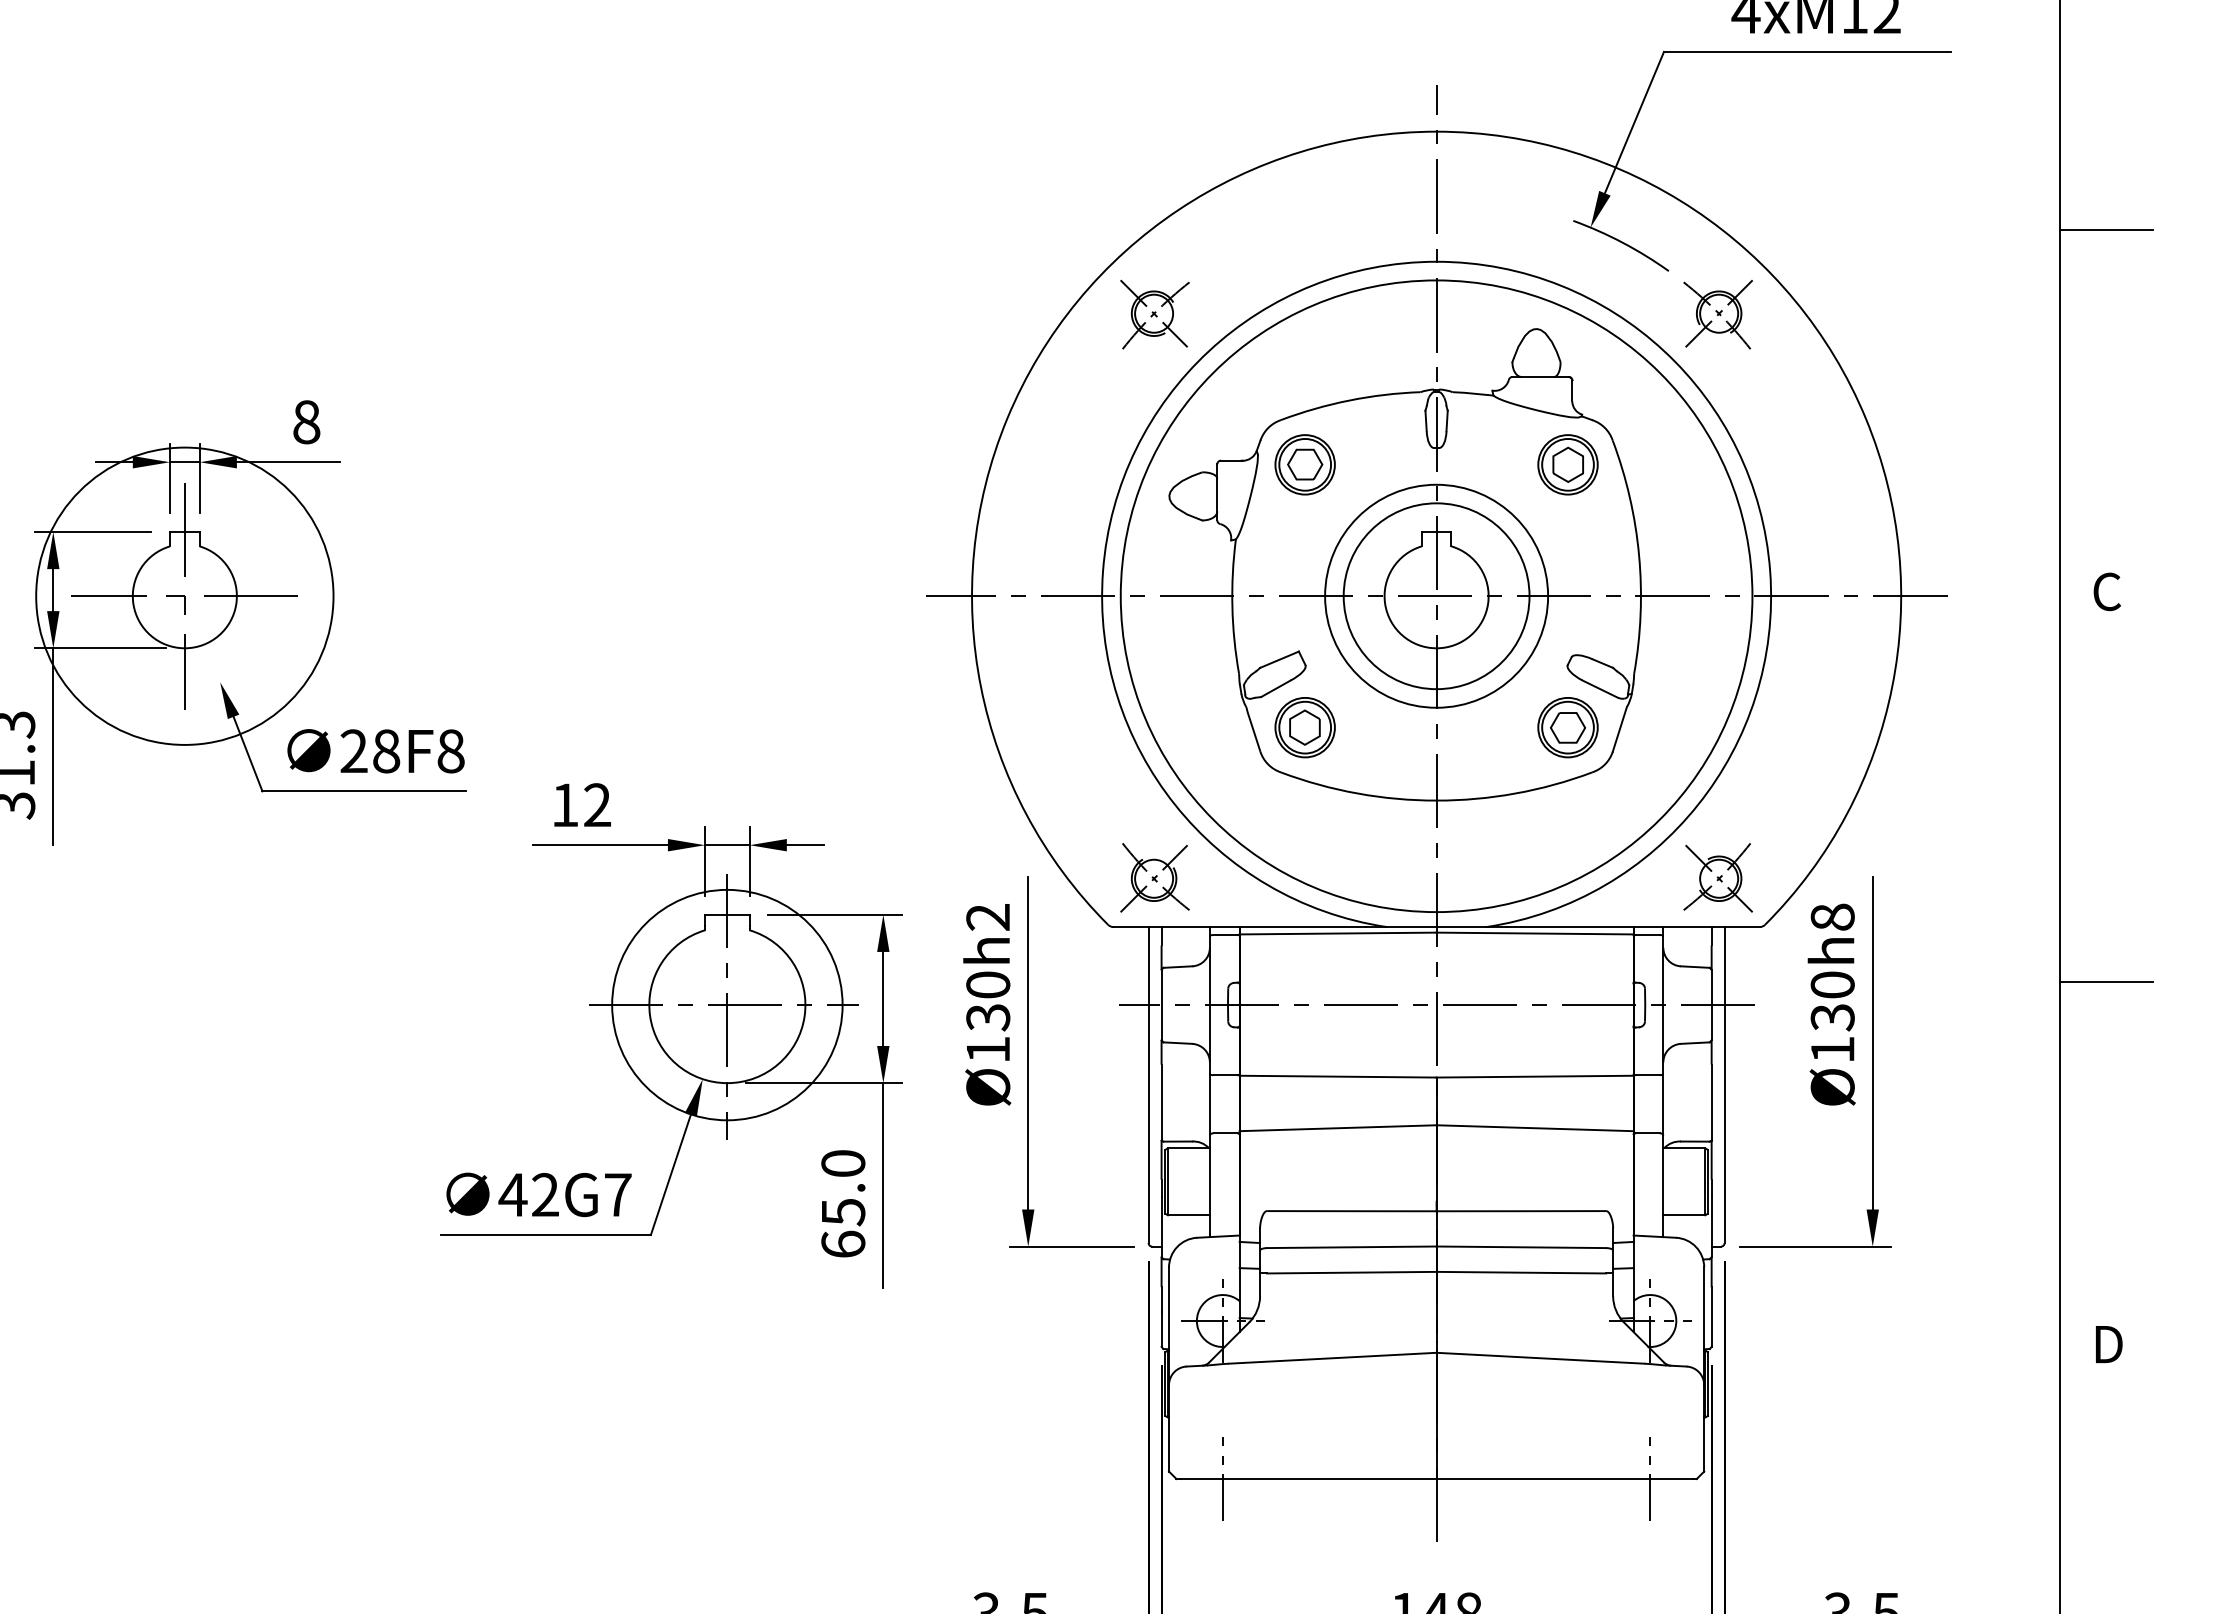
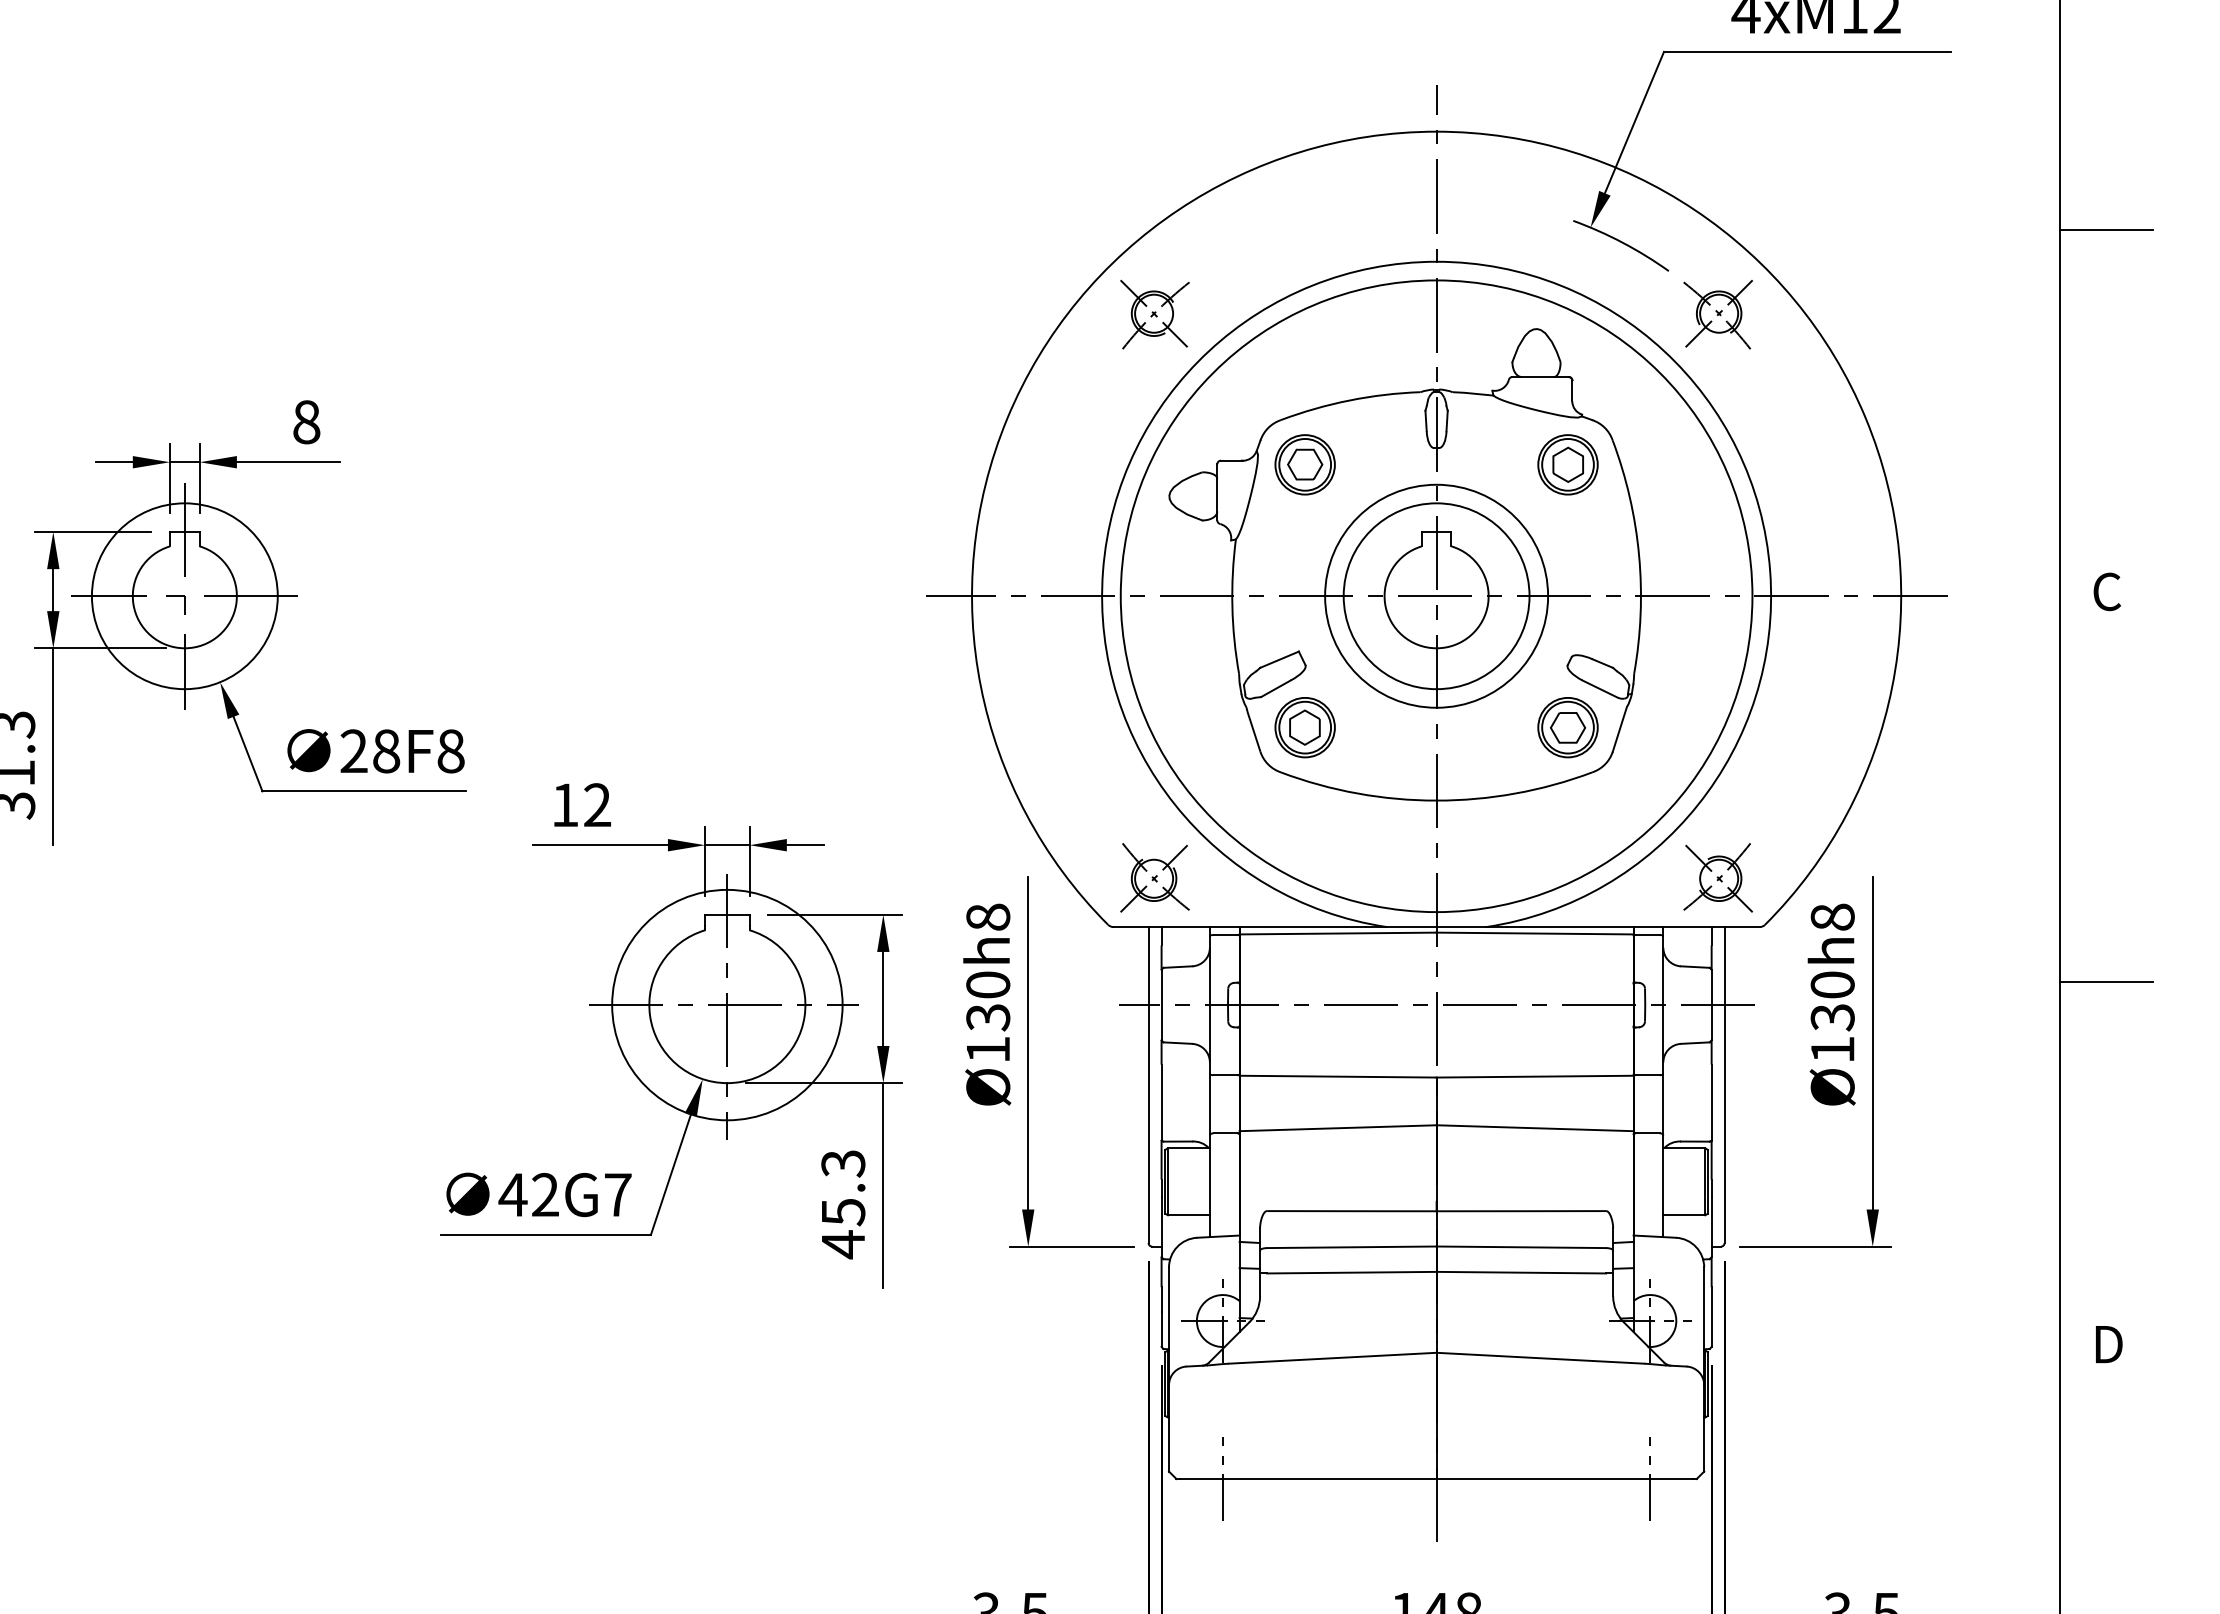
circle diameter: 297 px -> 186 px (184, 596)
text: Ø130h2 -> Ø130h8 (988, 916)
text: 65.0 -> 45.3 (843, 1204)
